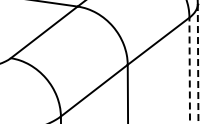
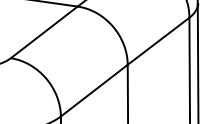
line: dashed -> solid (198, 63)
line: dashed -> solid (189, 70)
